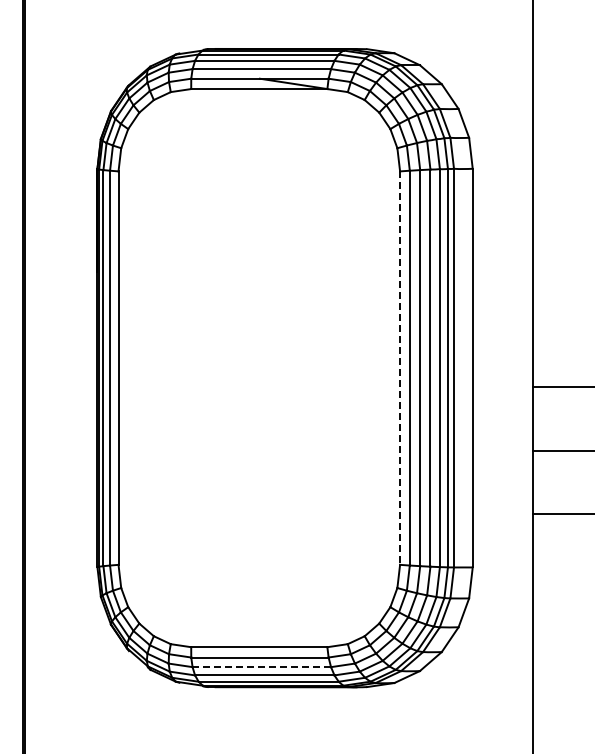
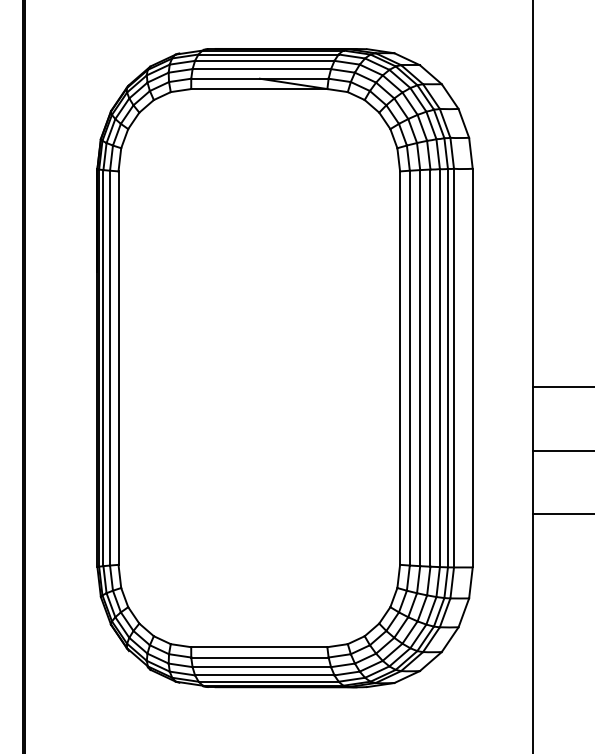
line: dashed -> solid (400, 368)
line: dashed -> solid (261, 667)
